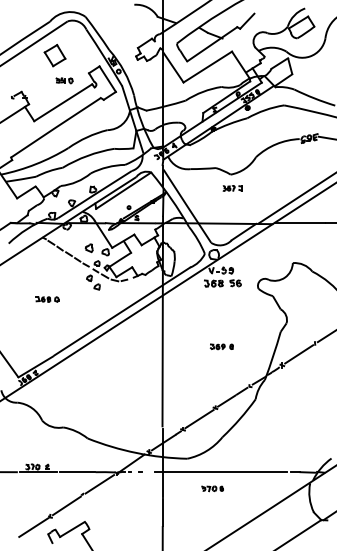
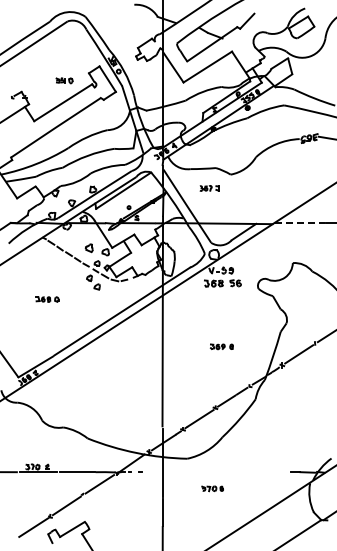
part: present -> none (54, 55)
part position: (232, 188) -> (209, 188) (209, 188)
line: present -> none (295, 198)
line: solid -> dashed (300, 223)
line: present -> none (220, 472)
